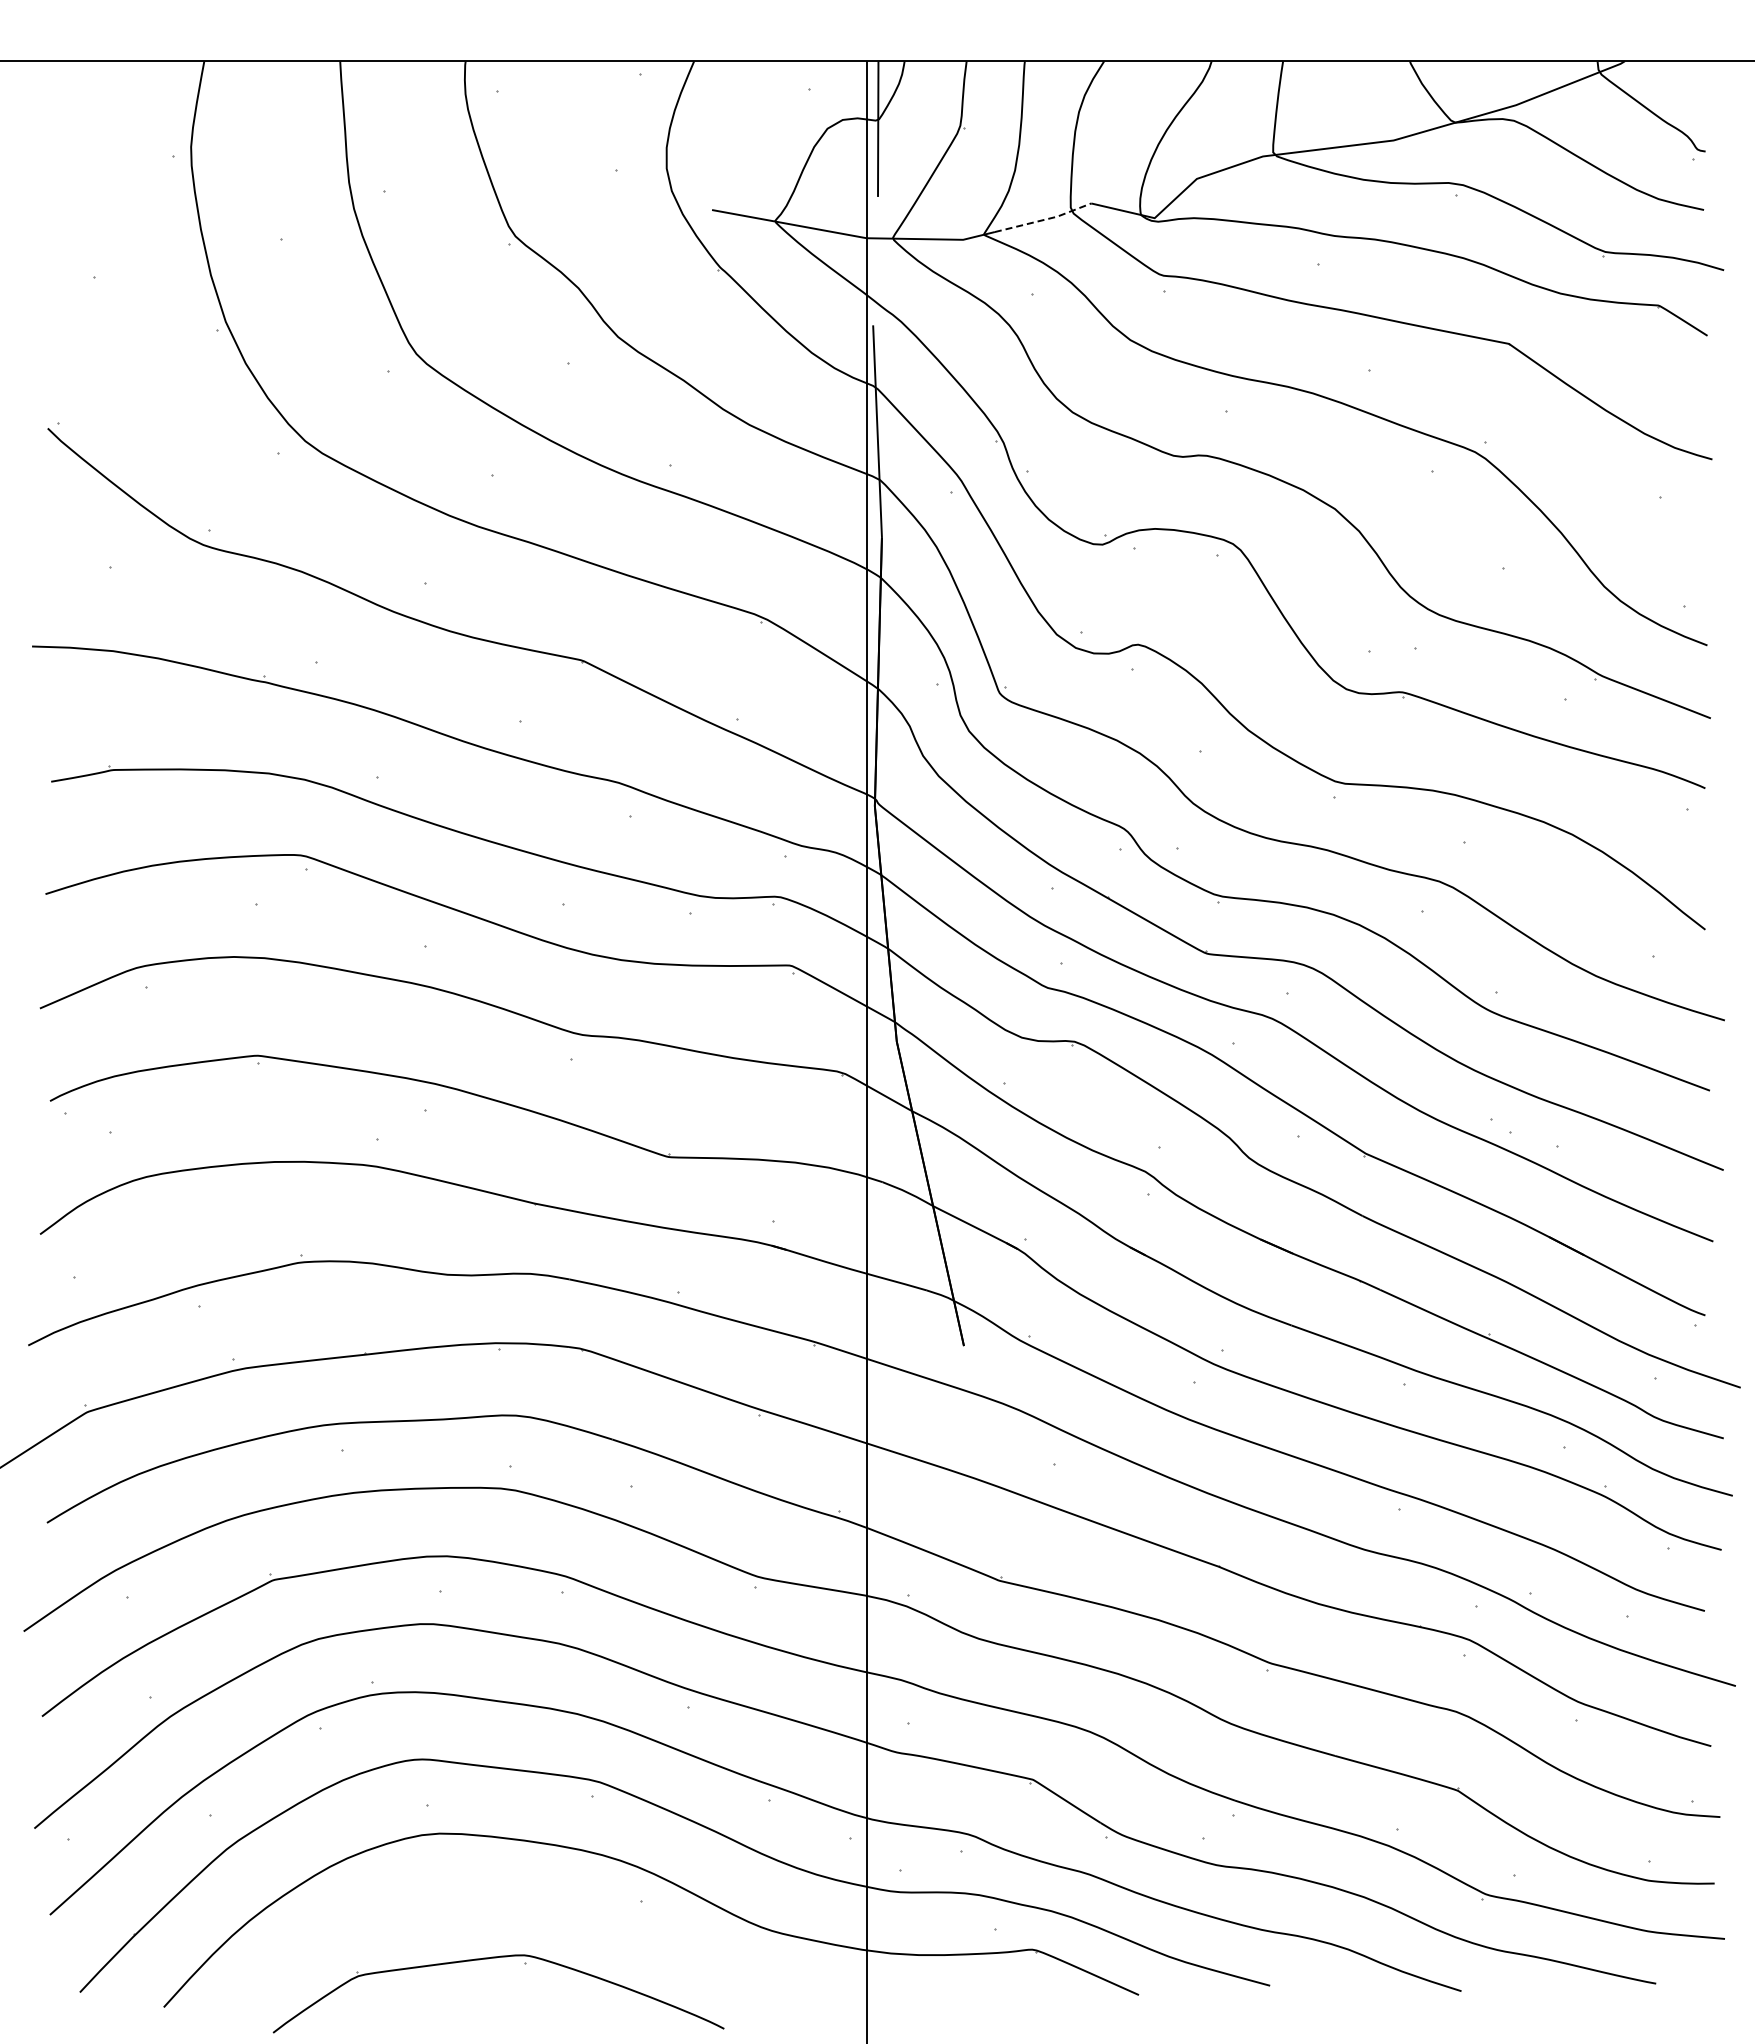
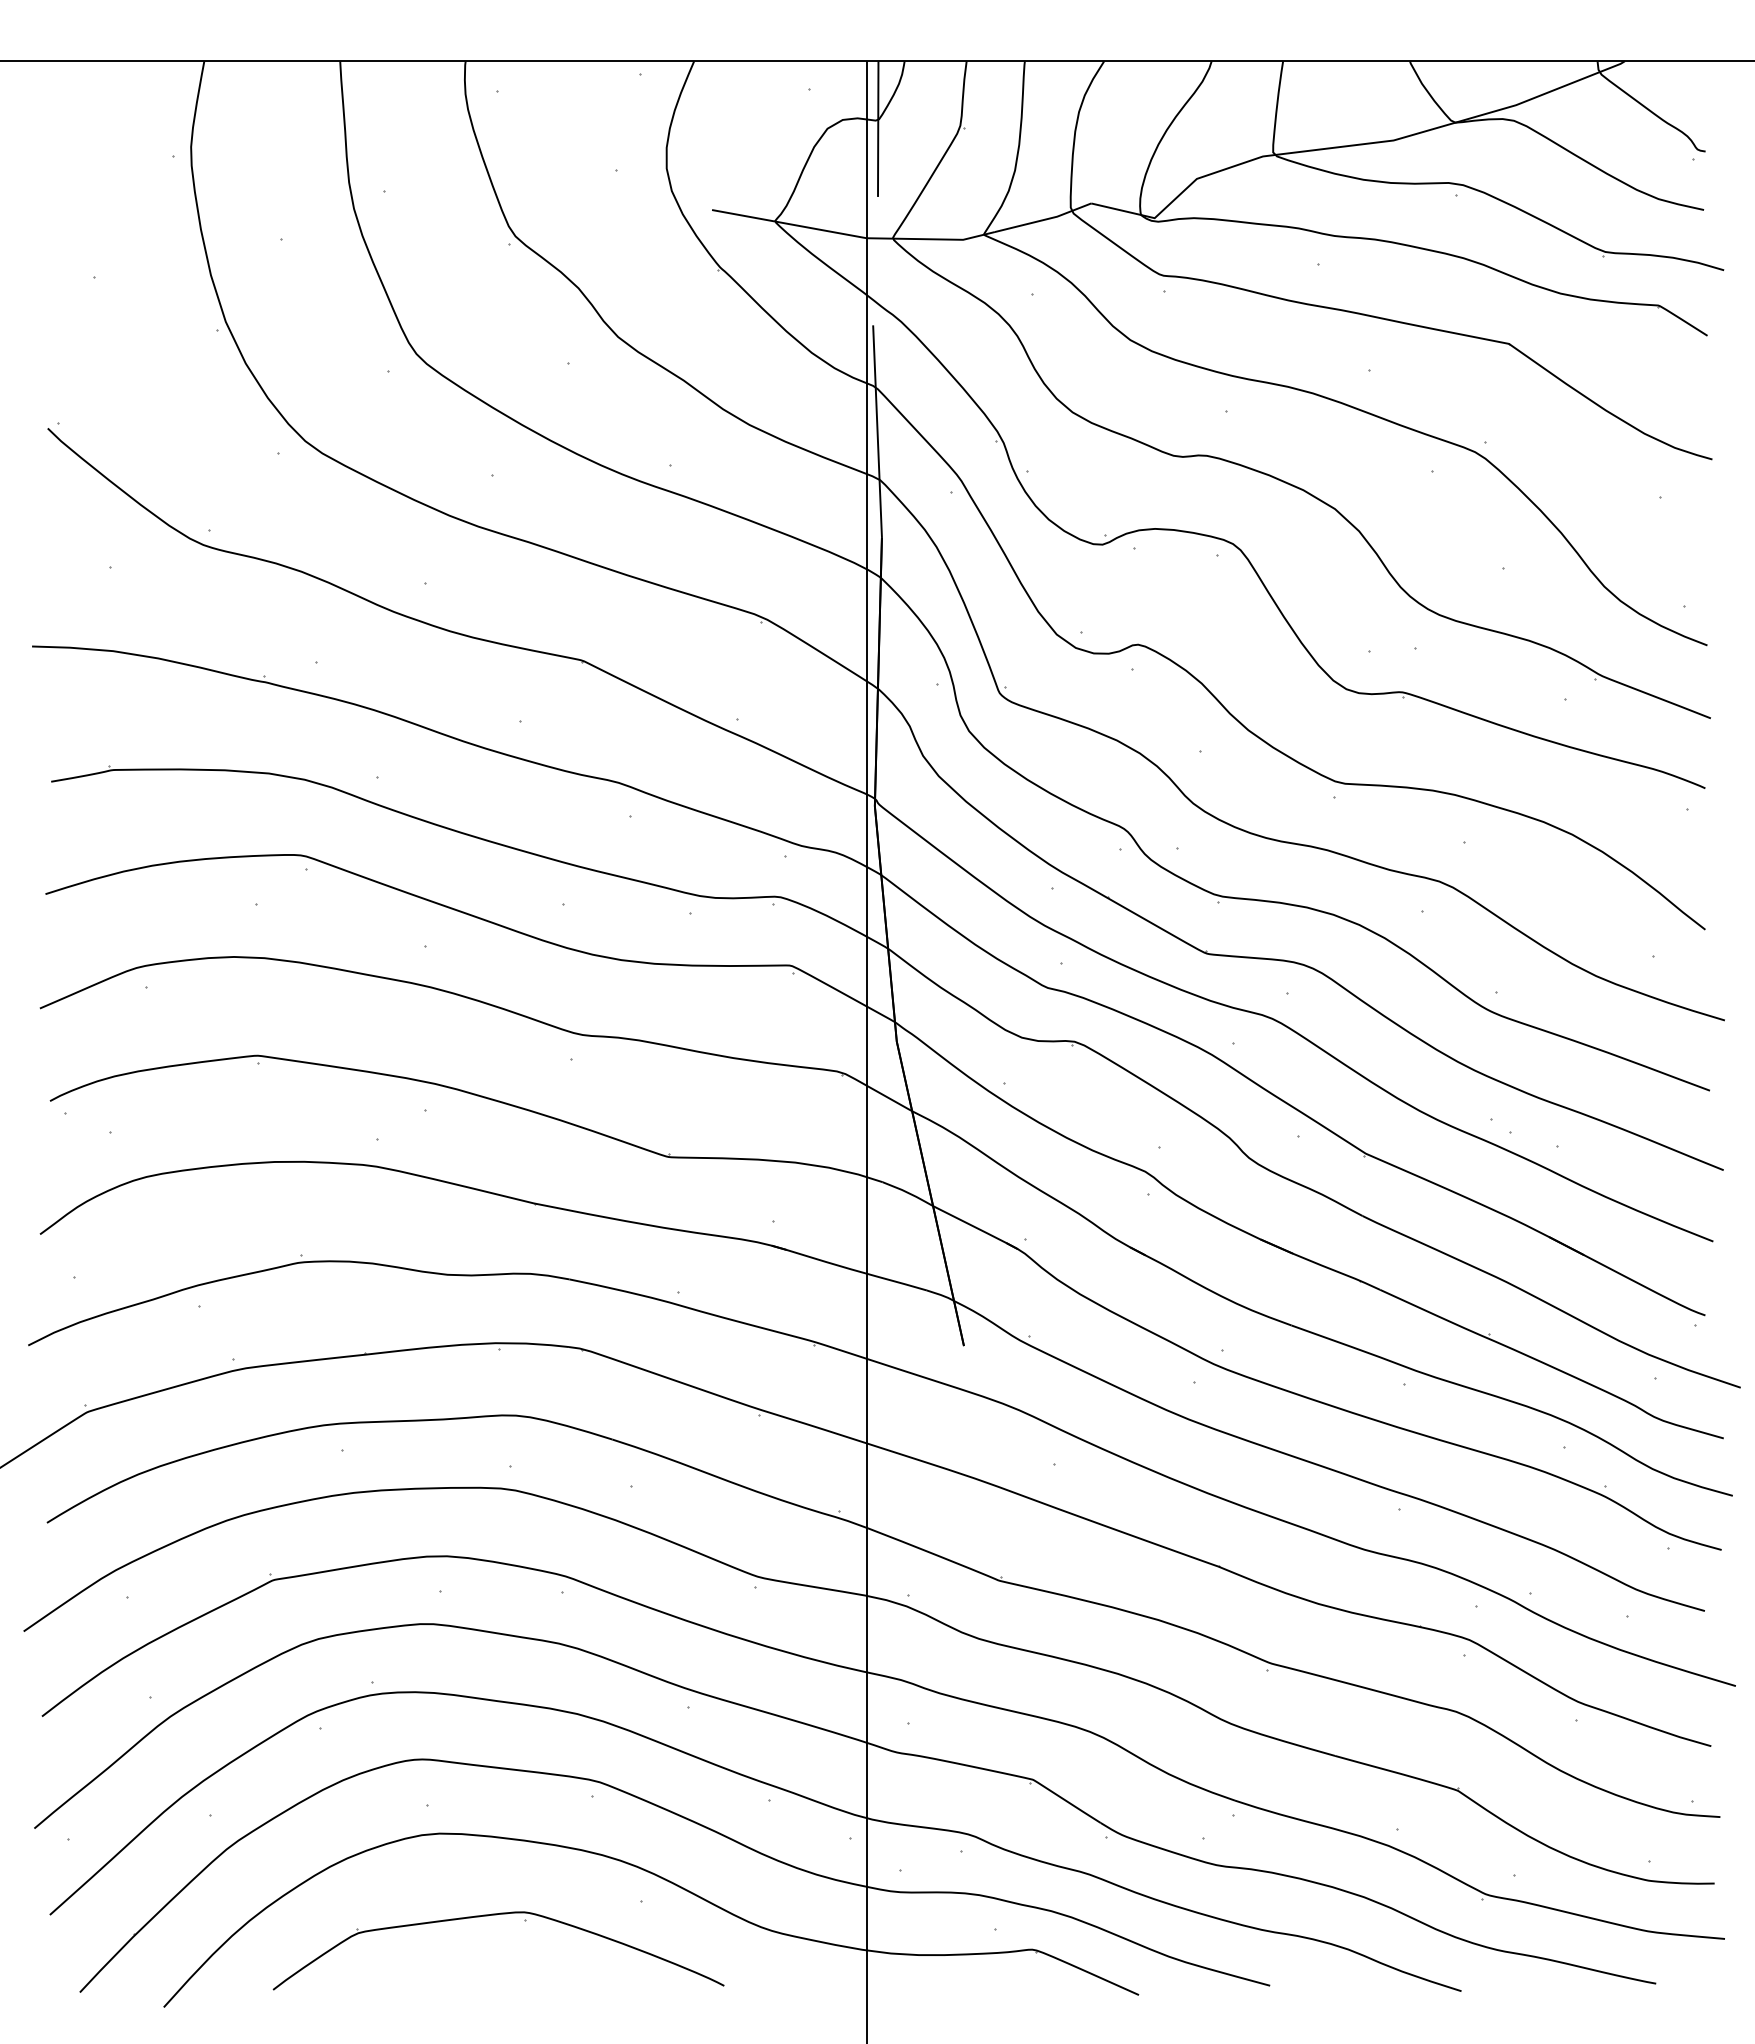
line: dashed -> solid (1044, 219)
part position: (496, 1958) -> (496, 1915) (496, 1915)
